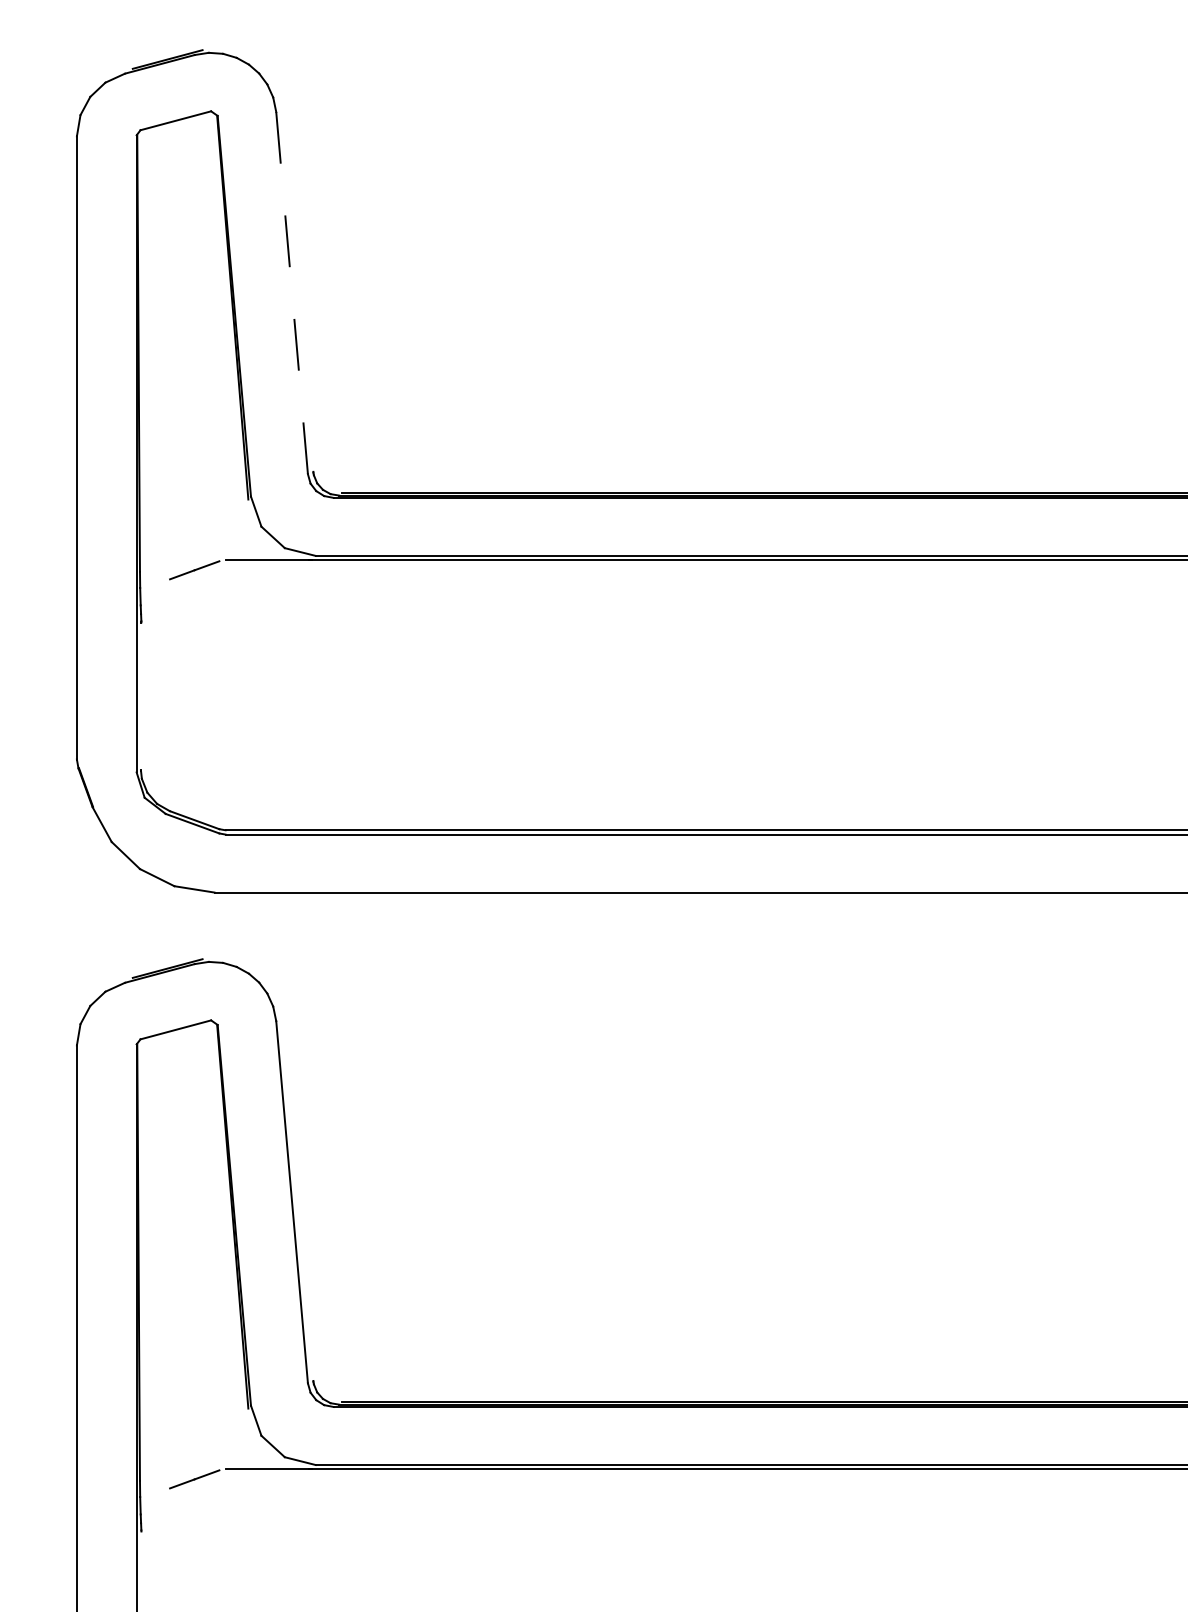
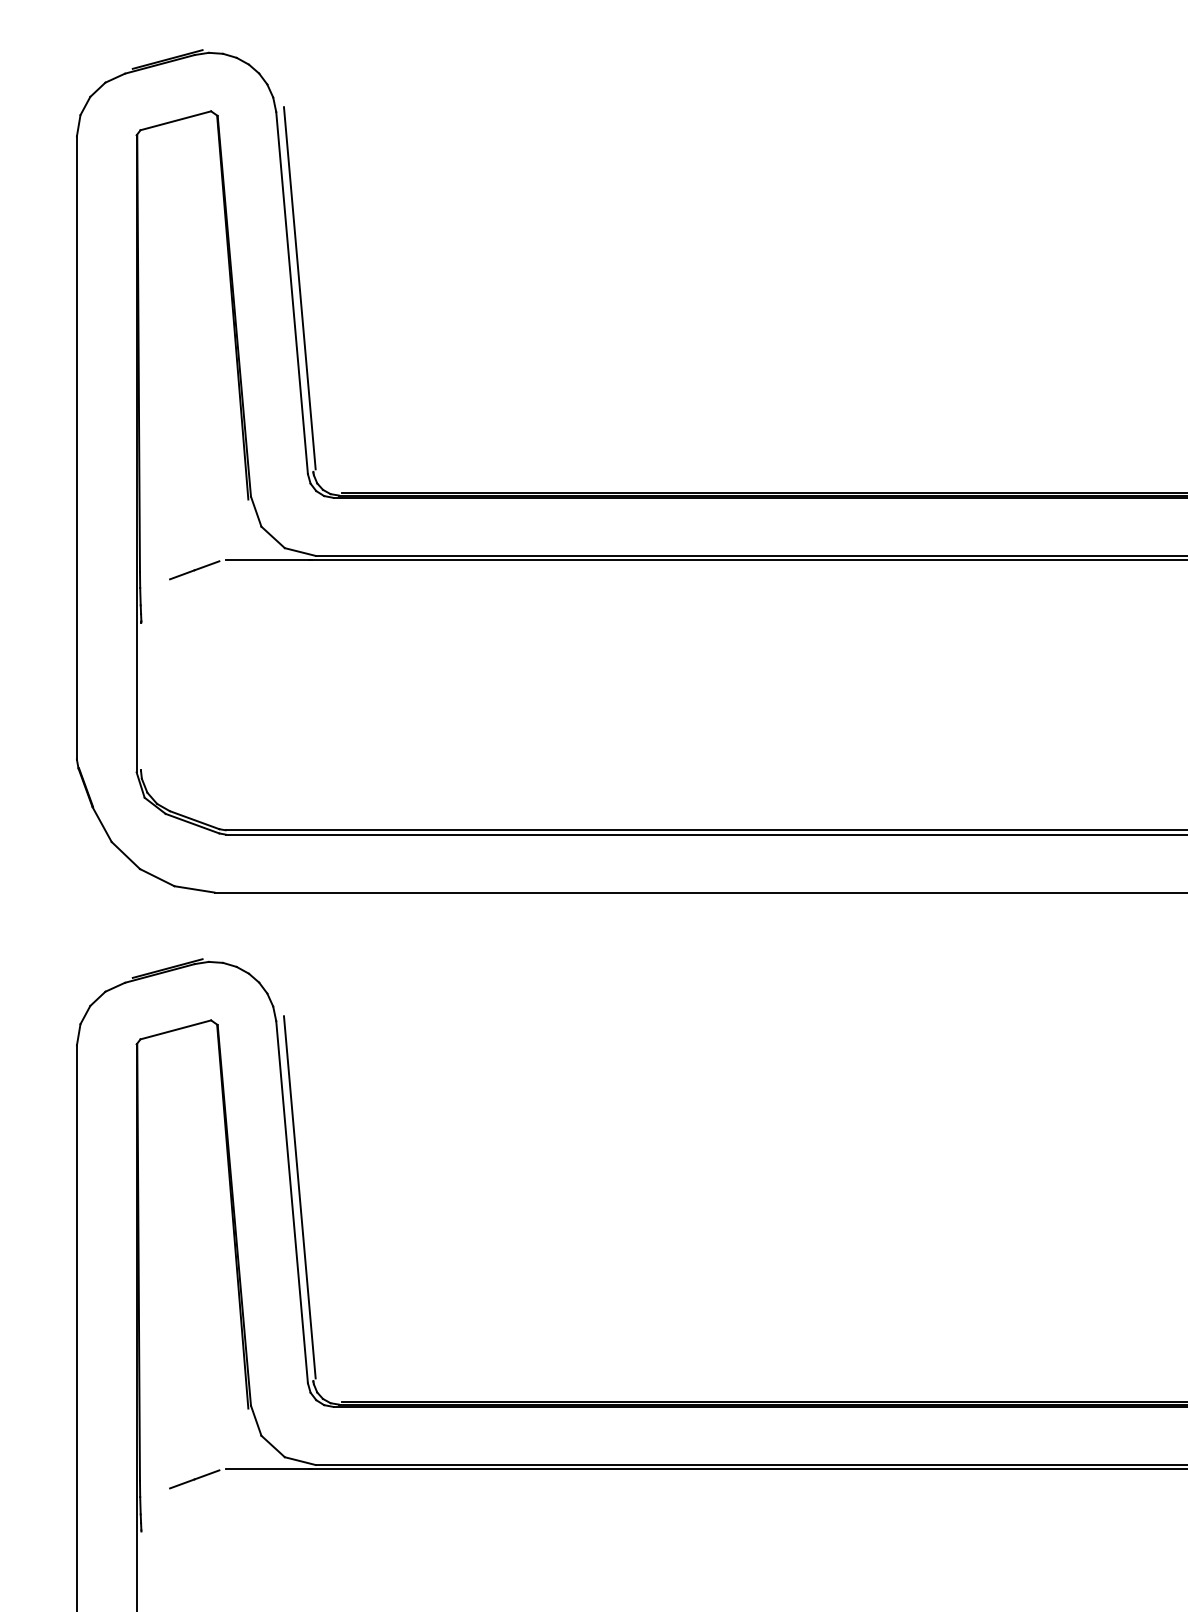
line: none -> present (299, 288)
line: dashed -> solid (292, 293)
line: none -> present (299, 1197)
